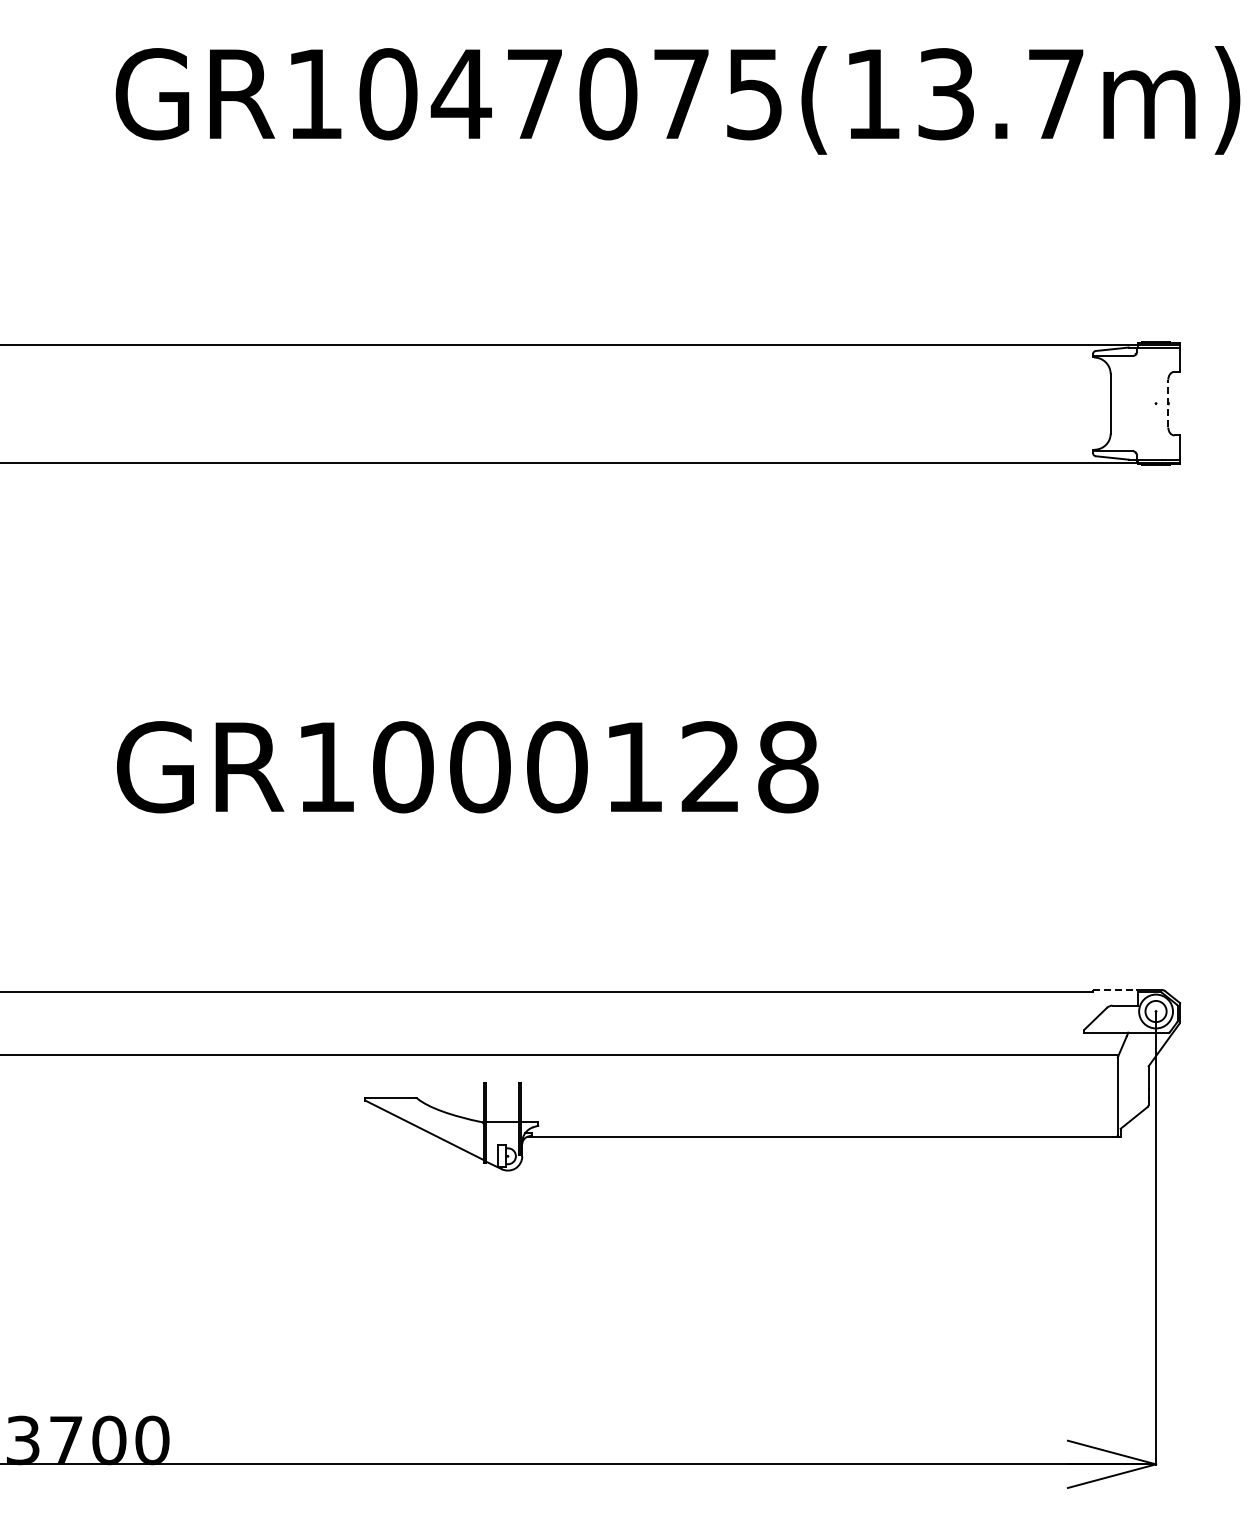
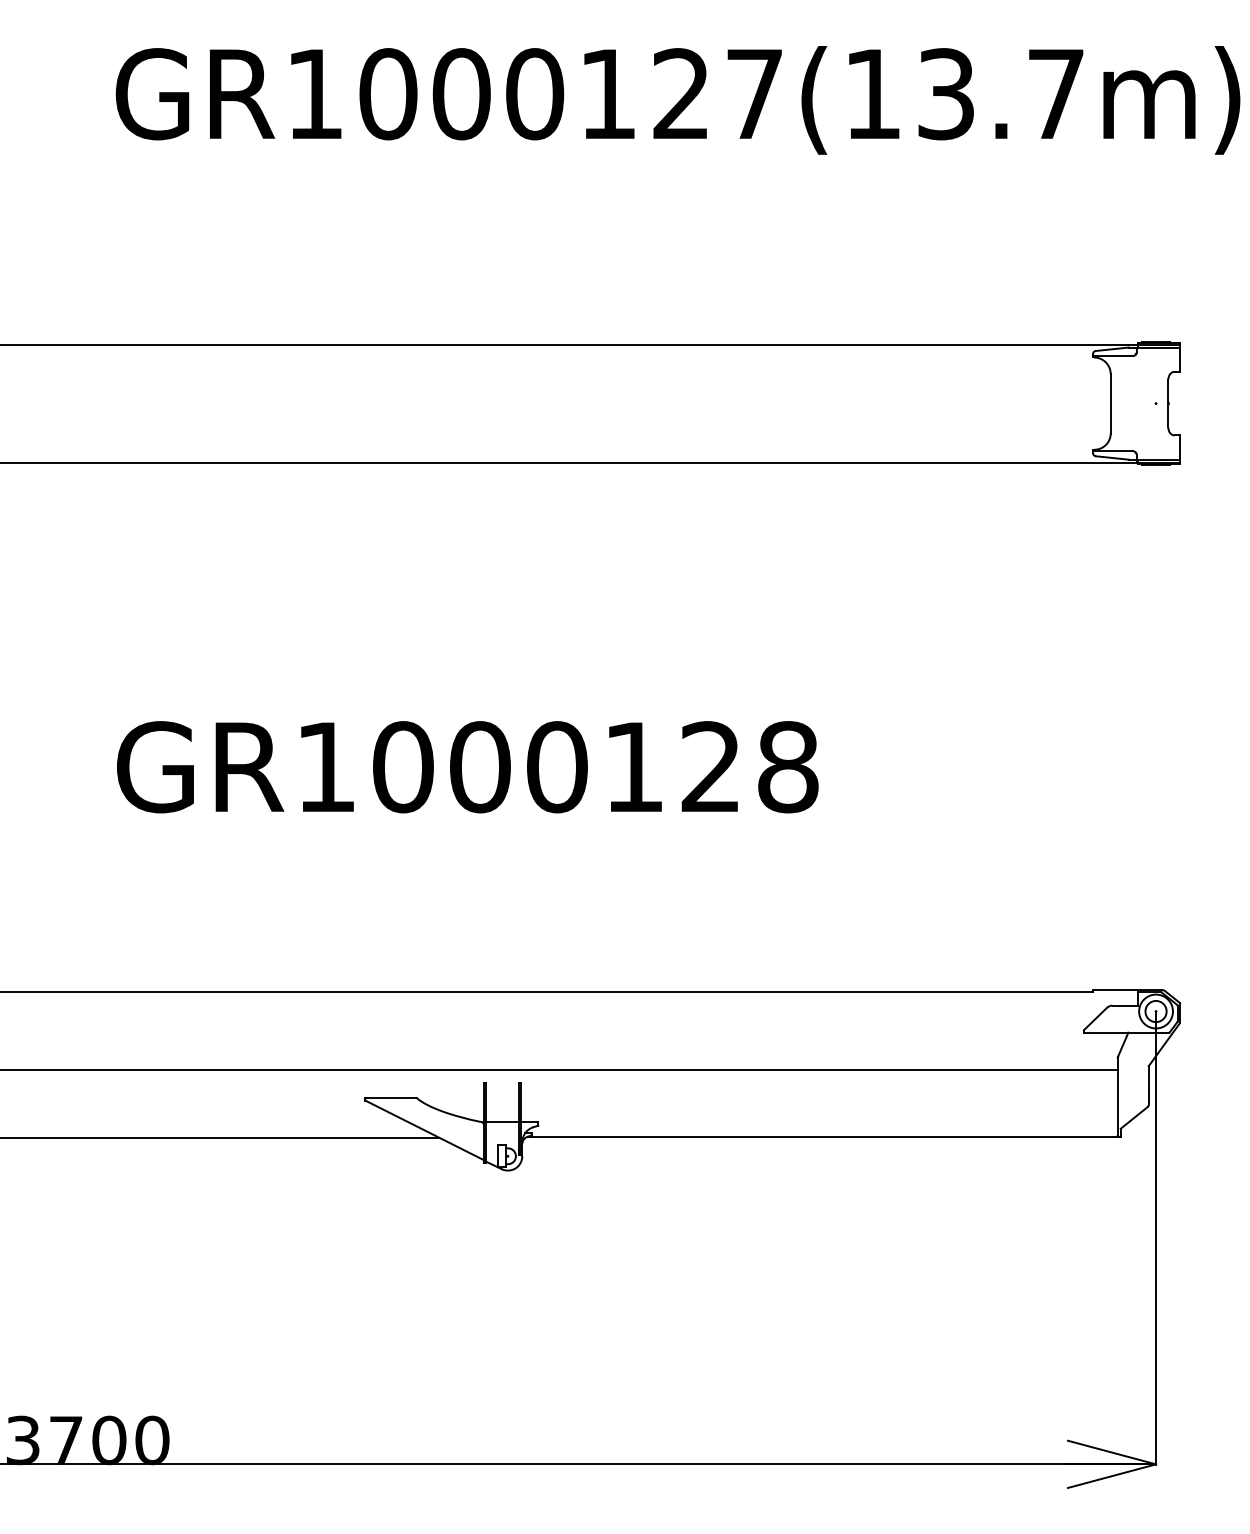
text: GR1047075(13.7m) -> GR1000127(13.7m) (605, 94)
line: dashed -> solid (1168, 403)
line: dashed -> solid (1115, 990)
line position: (559, 1054) -> (559, 1069) (559, 1069)
line: none -> present (220, 1137)
